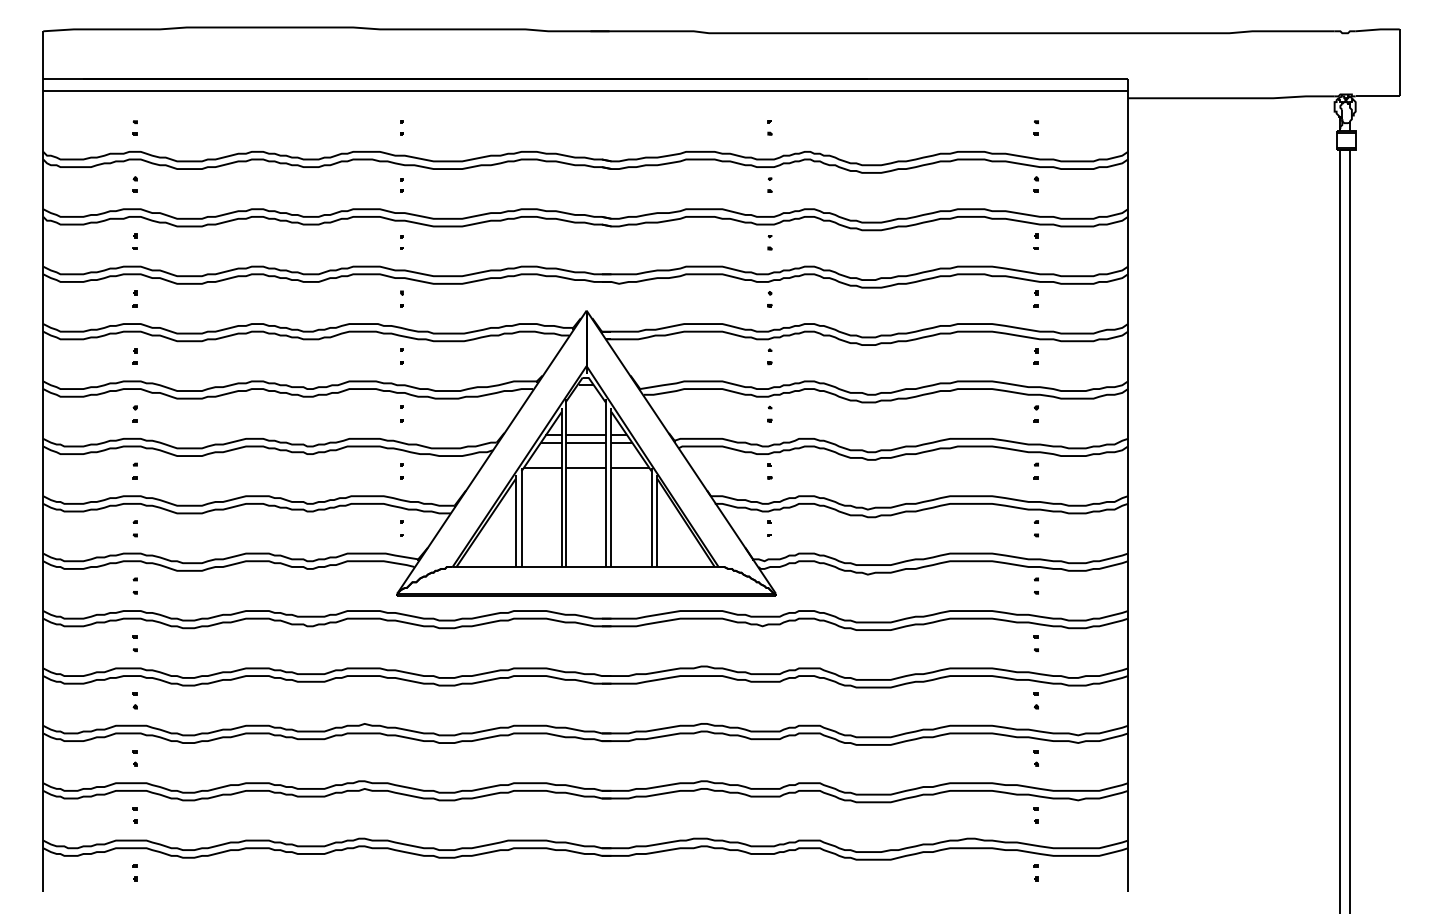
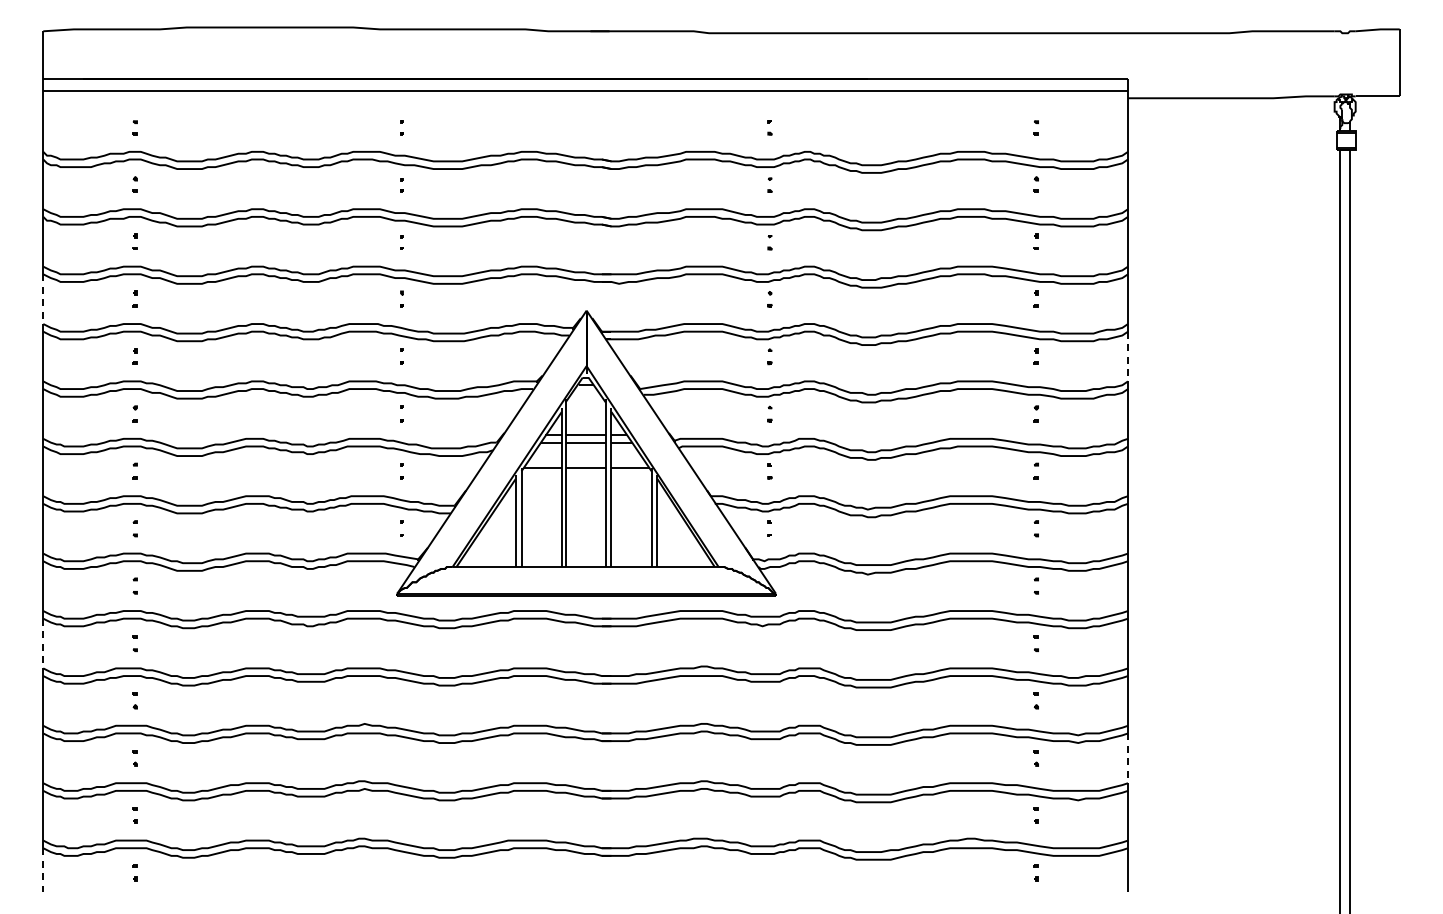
line: solid -> dashed (43, 299)
line: solid -> dashed (1128, 356)
line: solid -> dashed (43, 643)
line: solid -> dashed (1128, 758)
line: solid -> dashed (43, 870)
